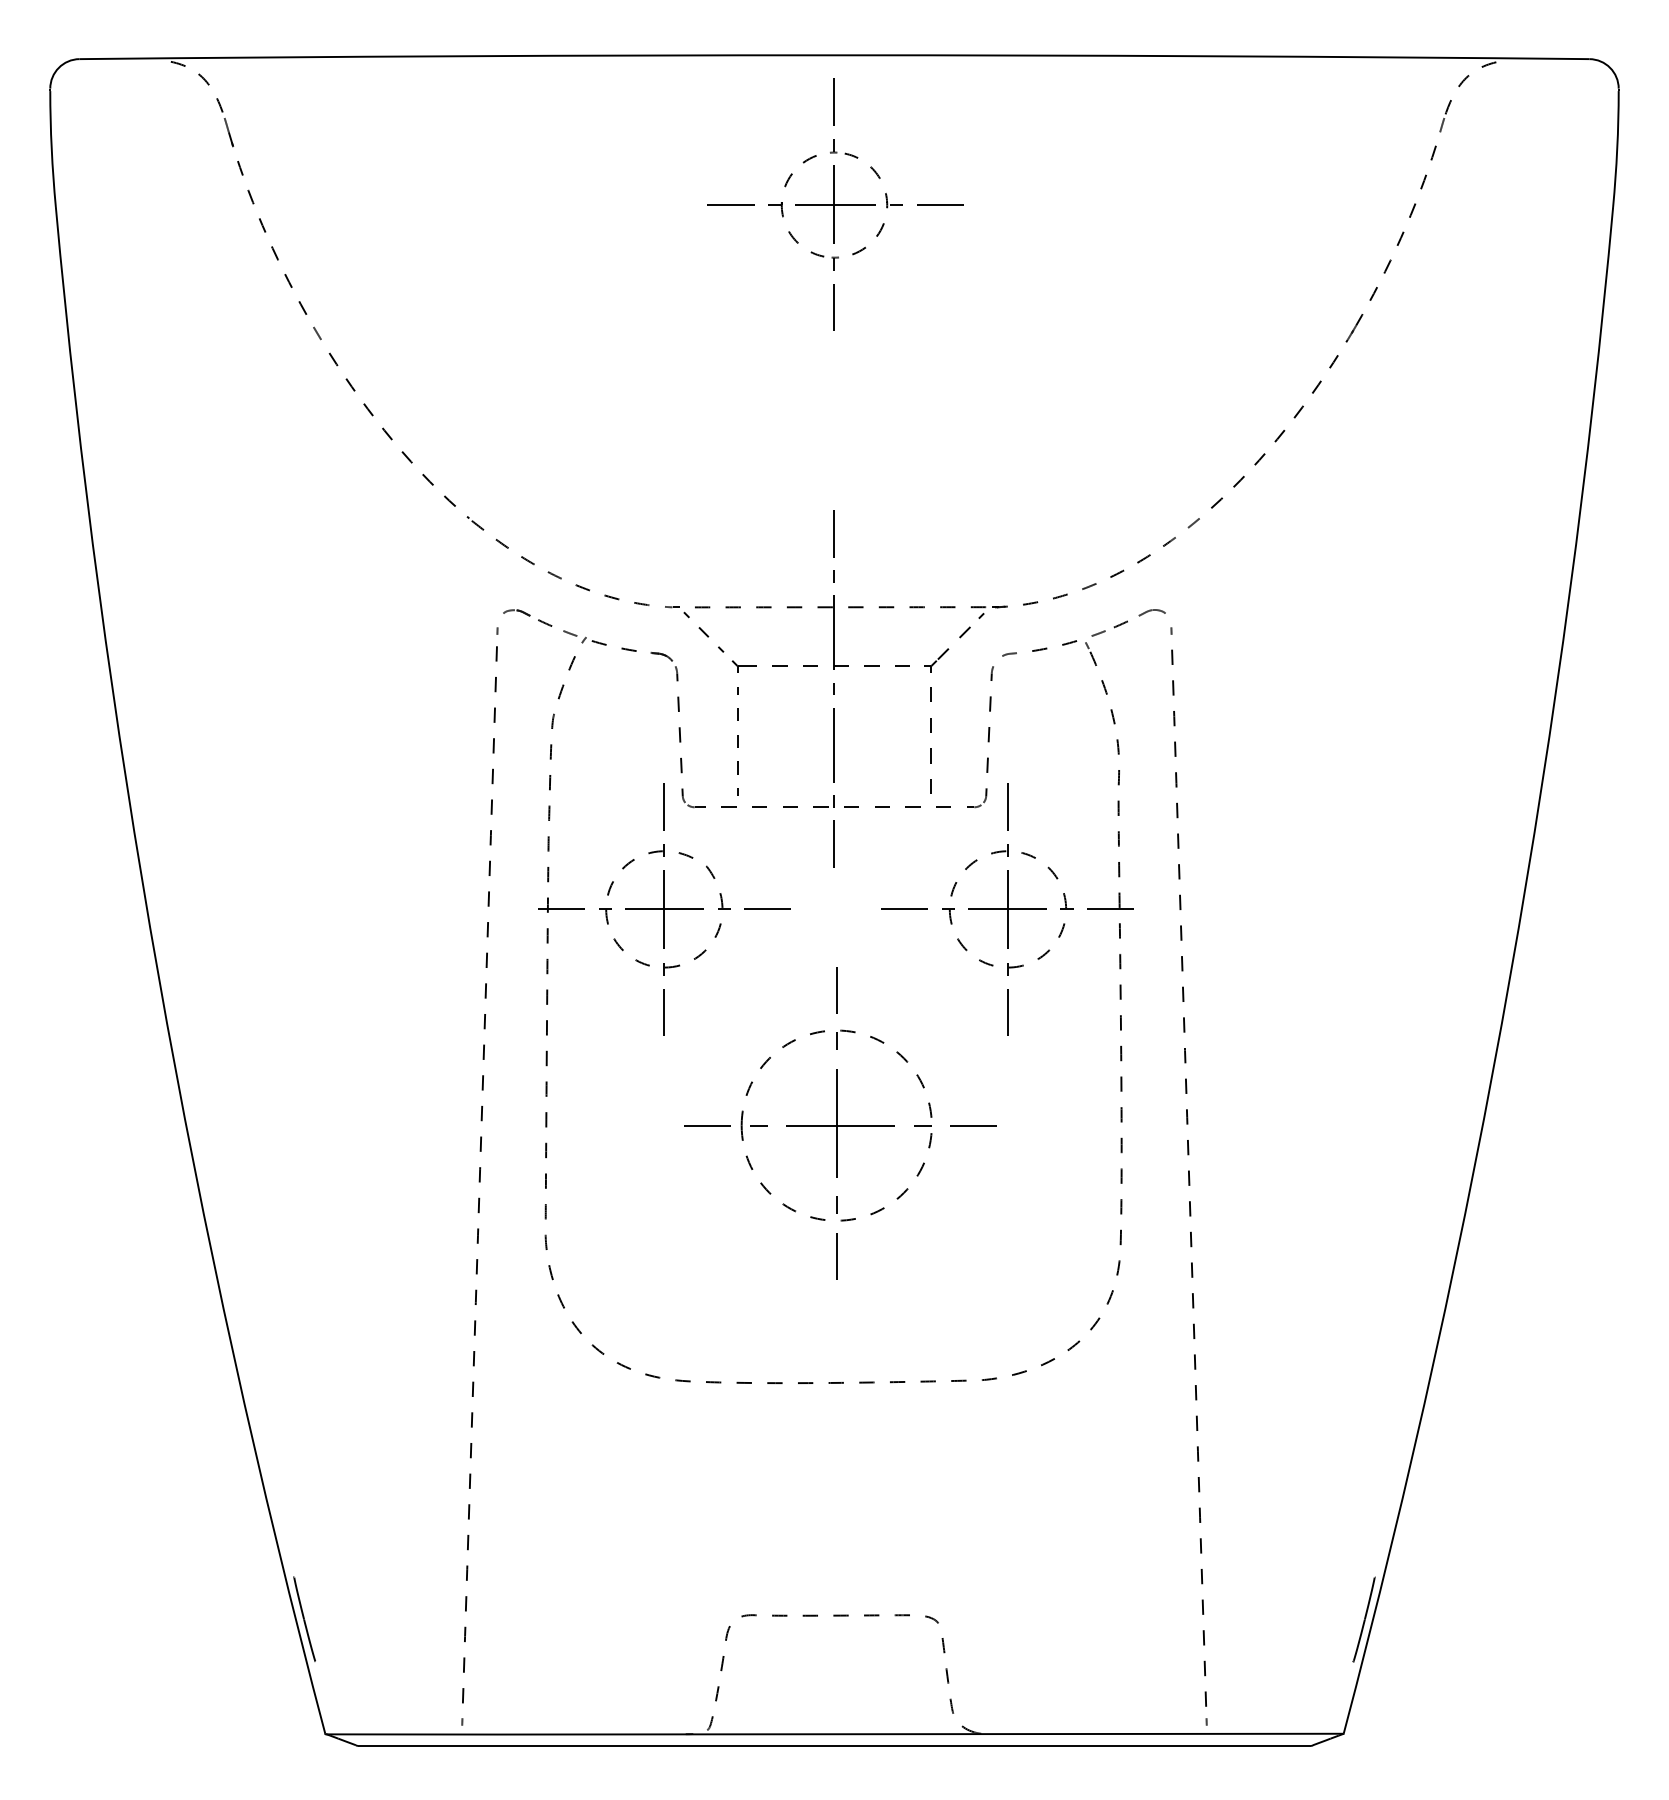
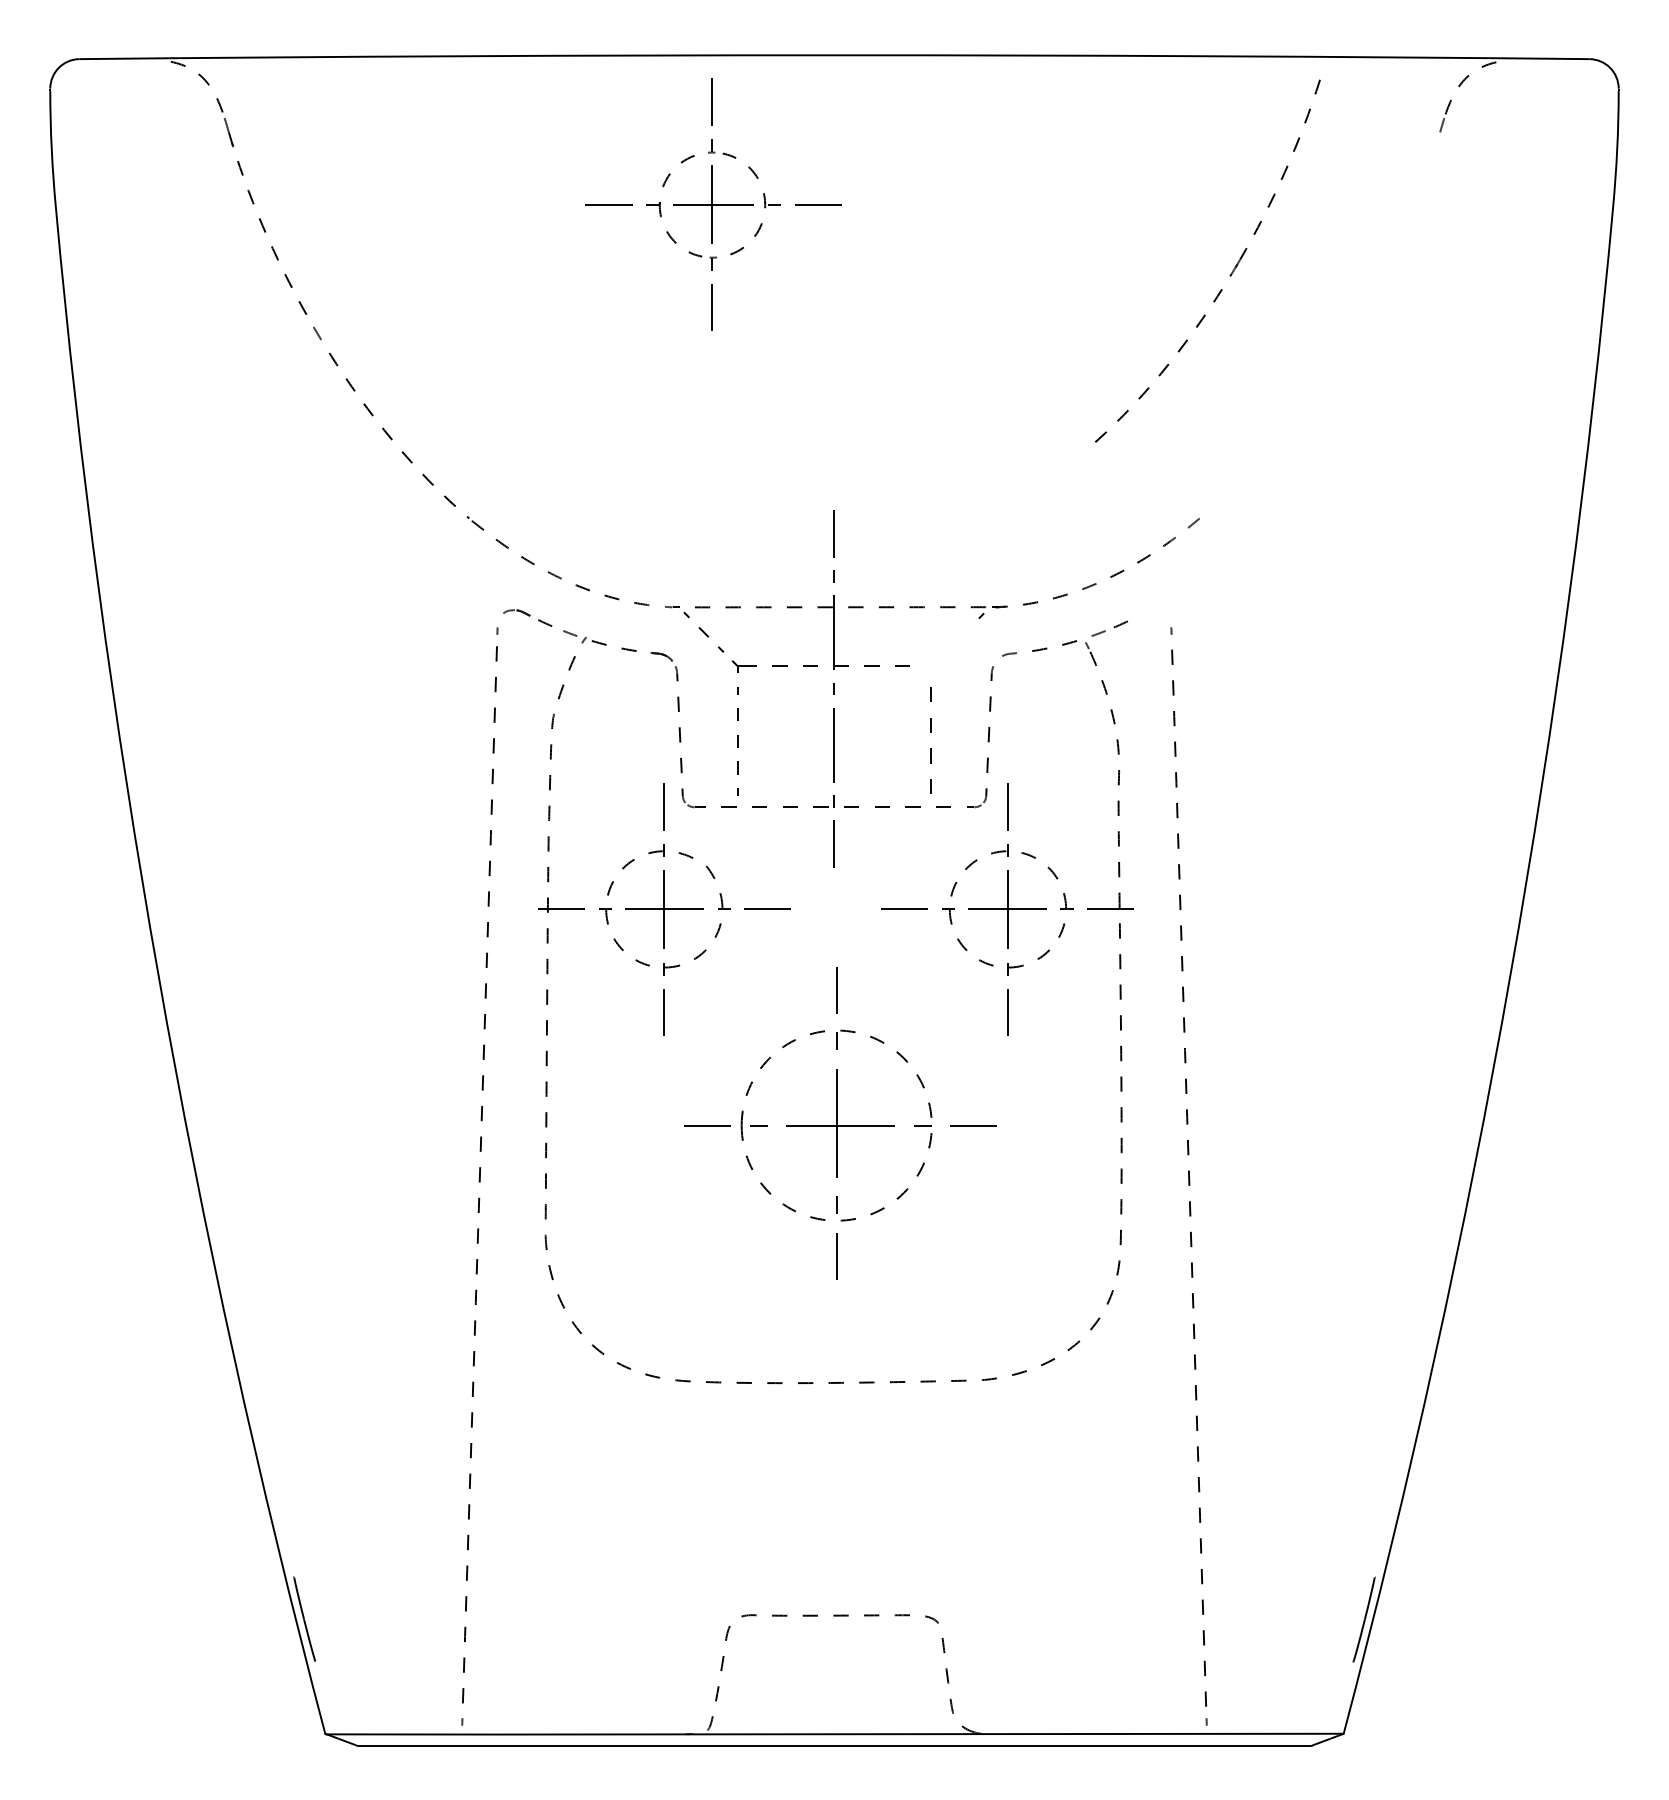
part position: (835, 204) -> (713, 204) (713, 204)
part position: (1346, 339) -> (1230, 273) (1230, 273)
part: present -> none (1151, 612)
part: present -> none (947, 649)
